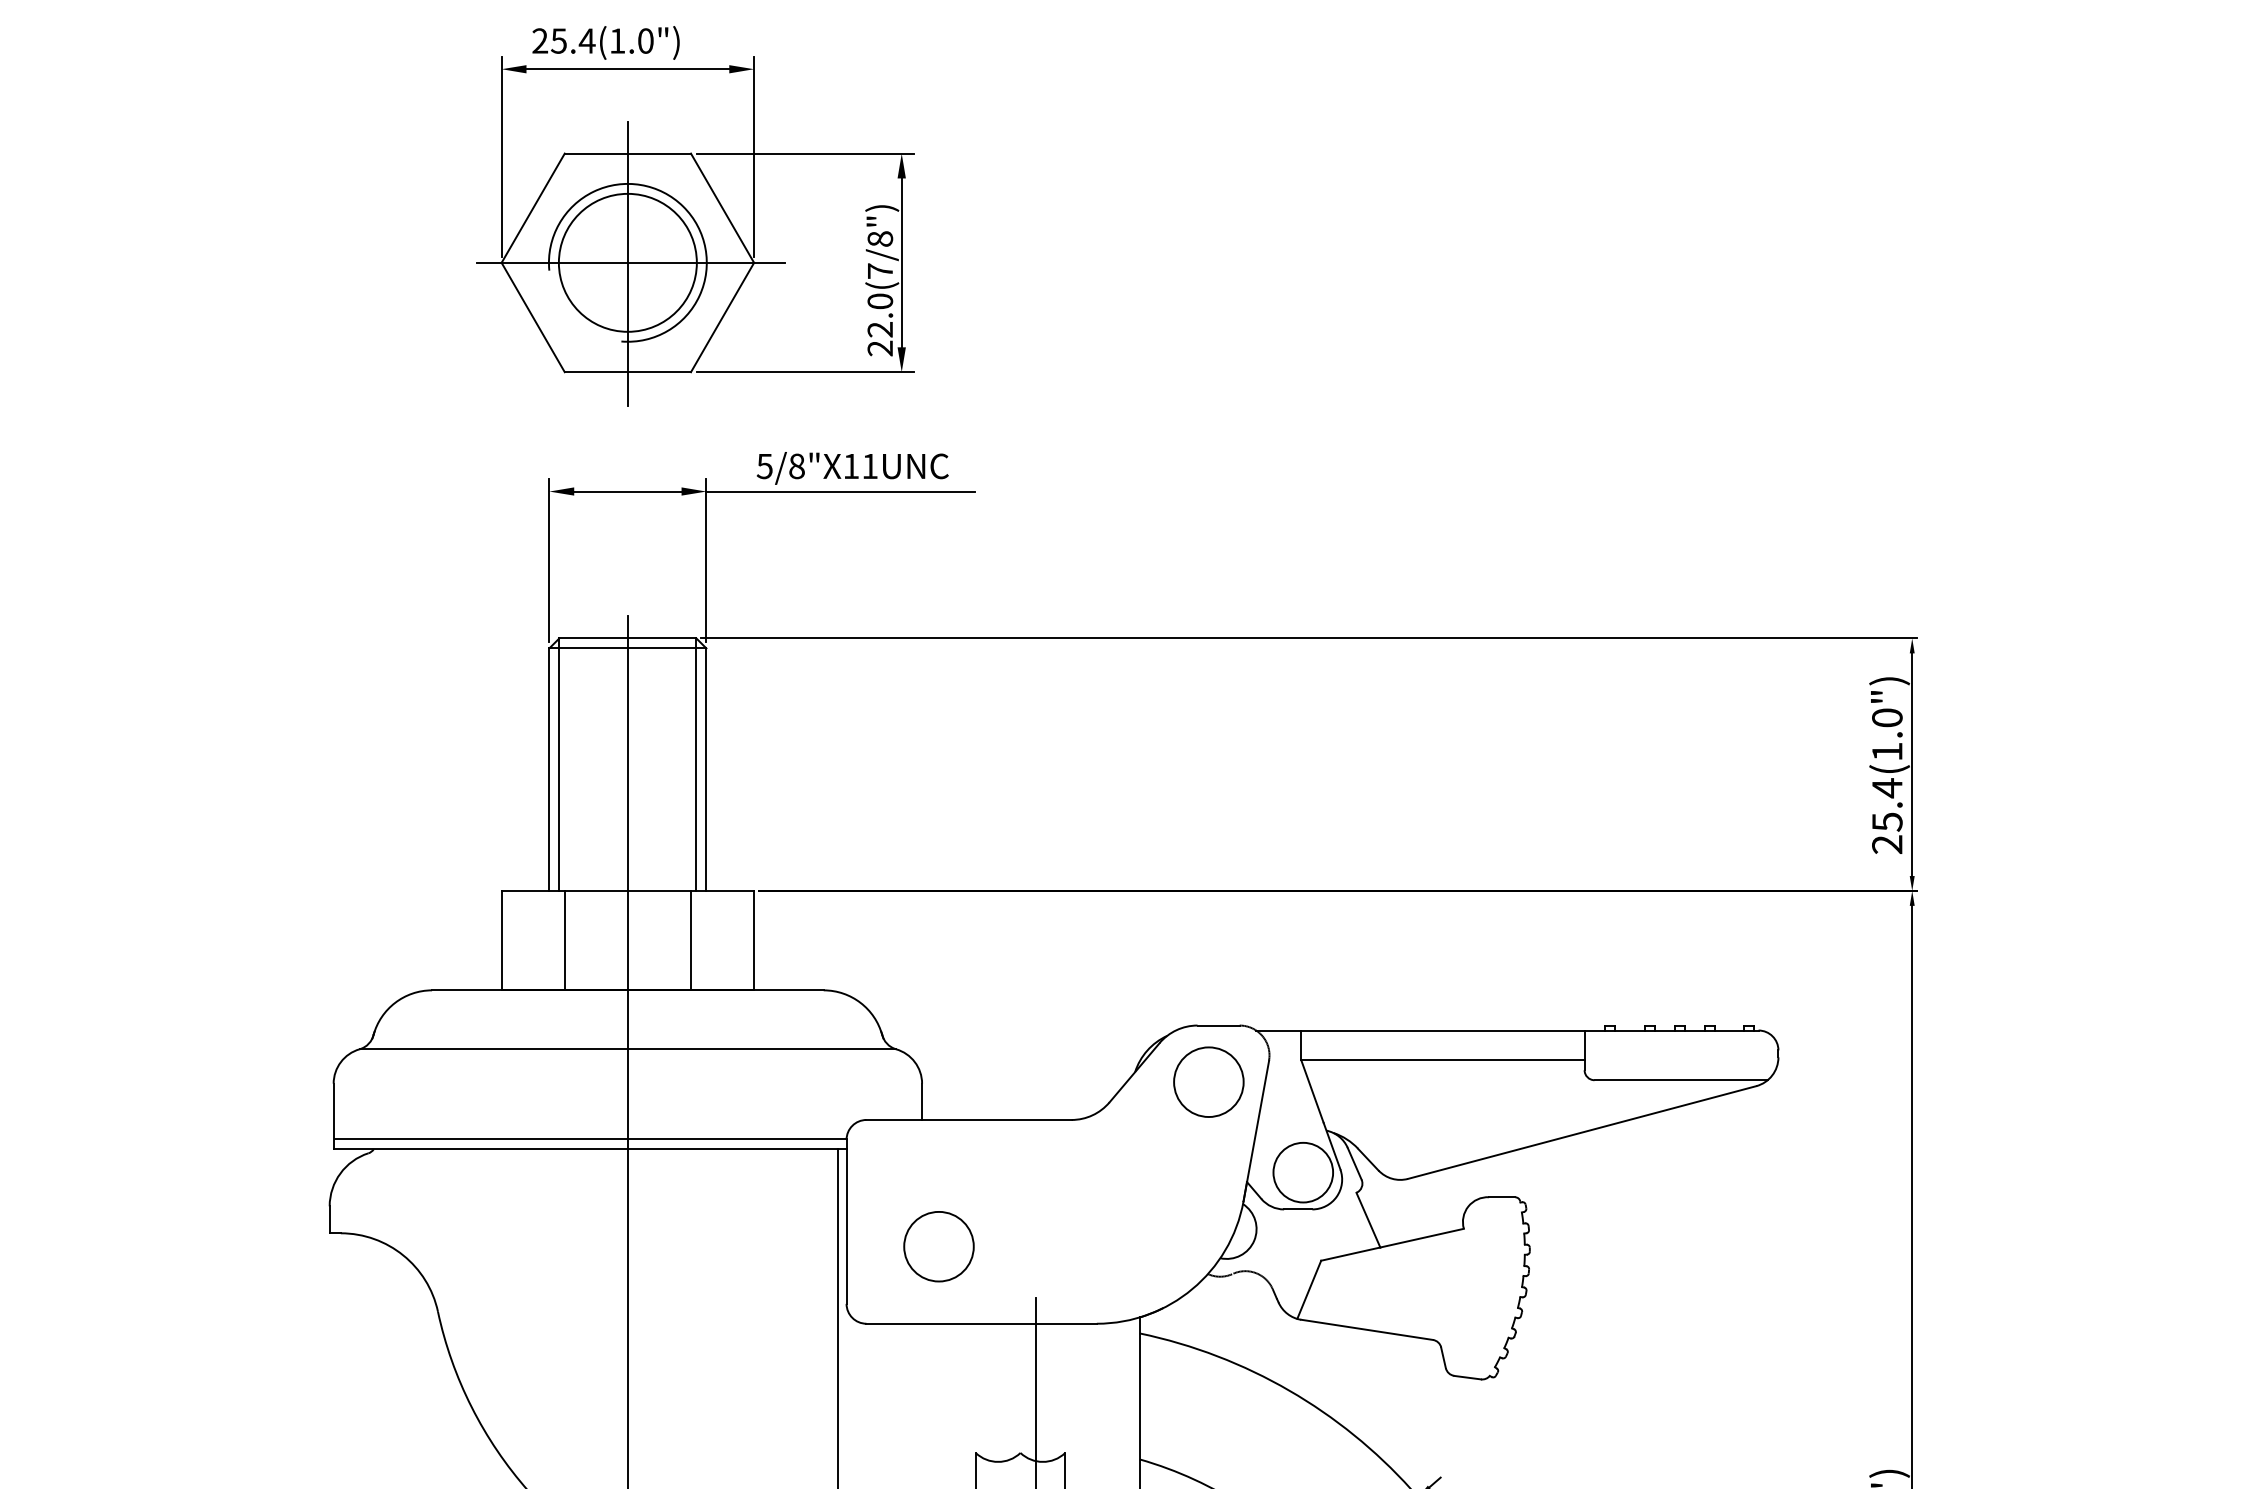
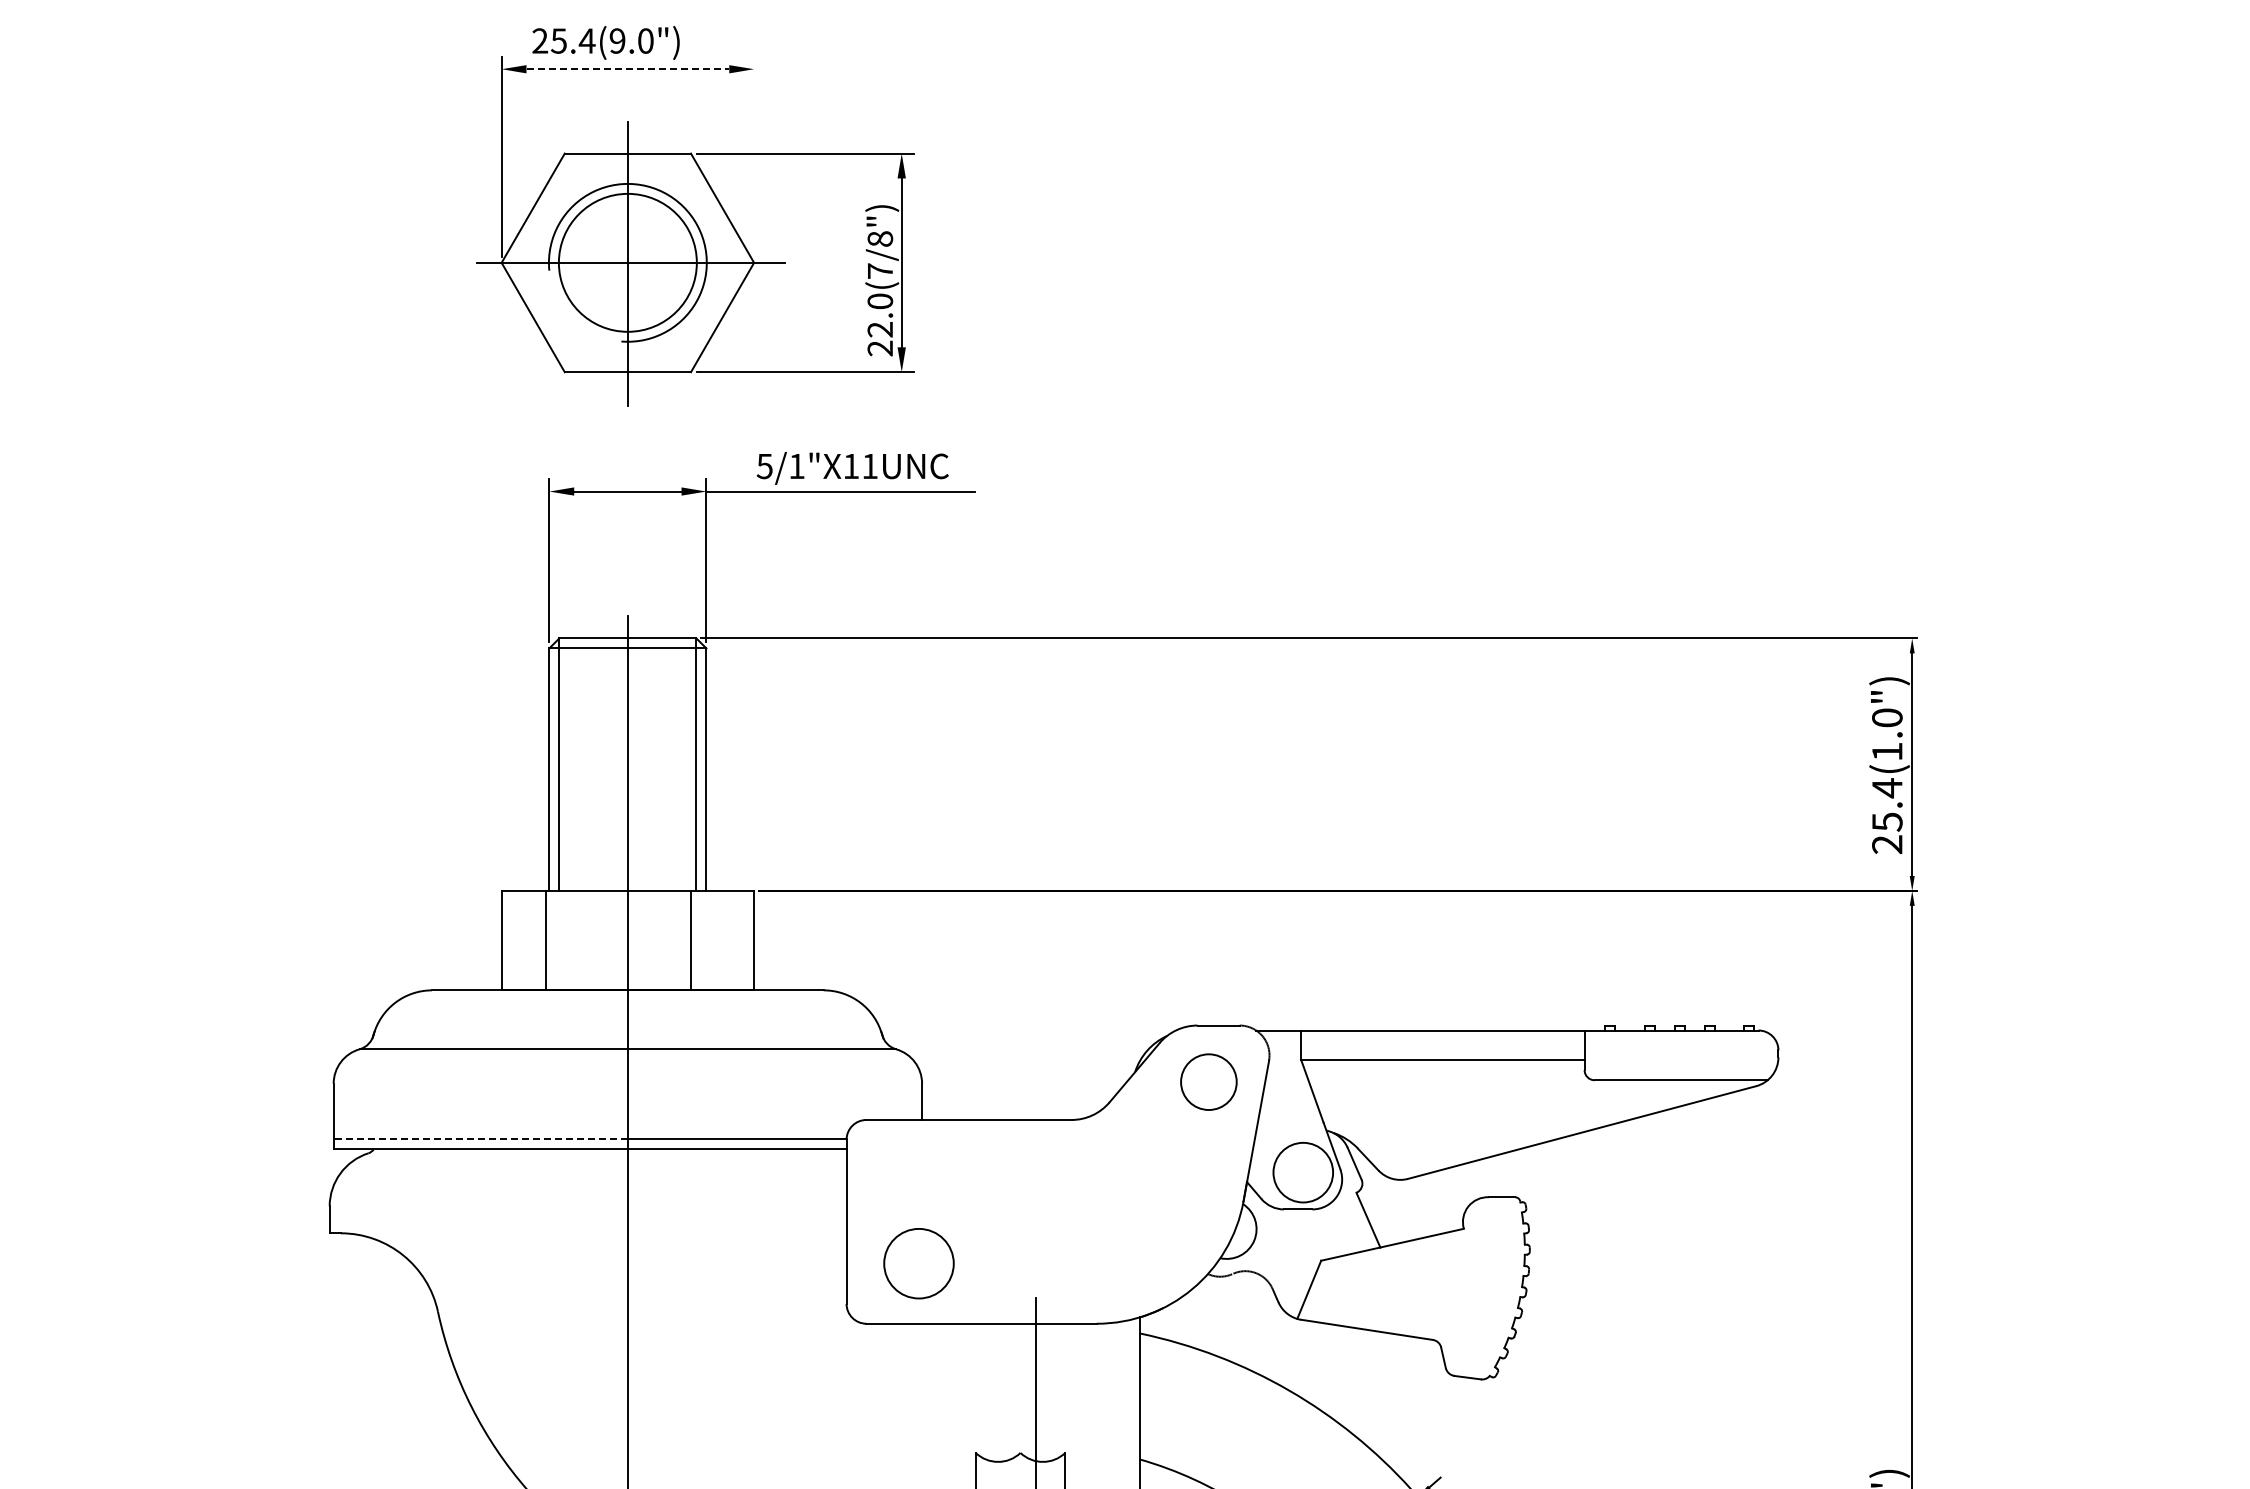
text: 25.4(1.0") -> 25.4(9.0") (617, 40)
line: solid -> dashed (628, 69)
line: present -> none (754, 156)
text: 5/8"X11UNC -> 5/1"X11UNC (796, 466)
line position: (564, 940) -> (545, 940) (545, 940)
circle size: 72x72 px -> 58x58 px (1208, 1081)
line: solid -> dashed (481, 1139)
circle position: (938, 1246) -> (918, 1263) (918, 1263)
line: present -> none (837, 1317)
